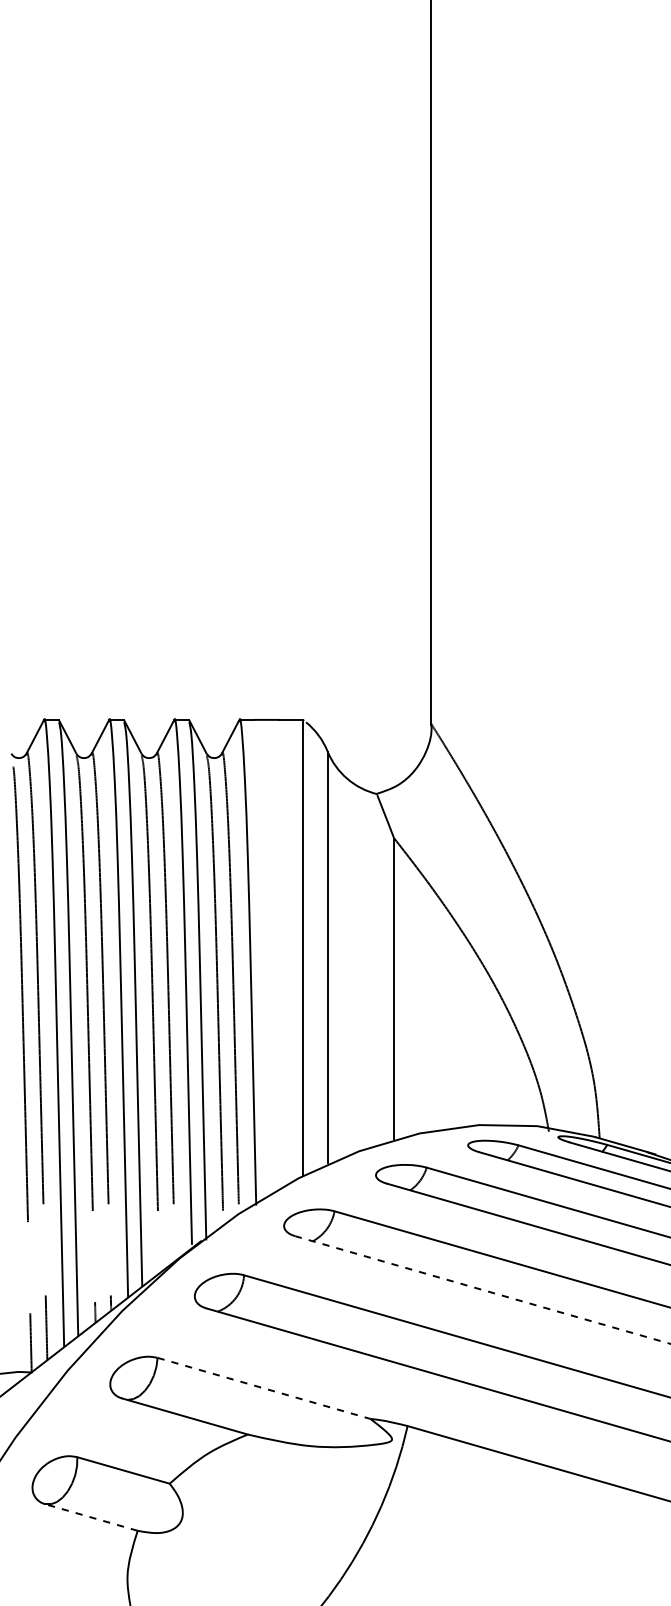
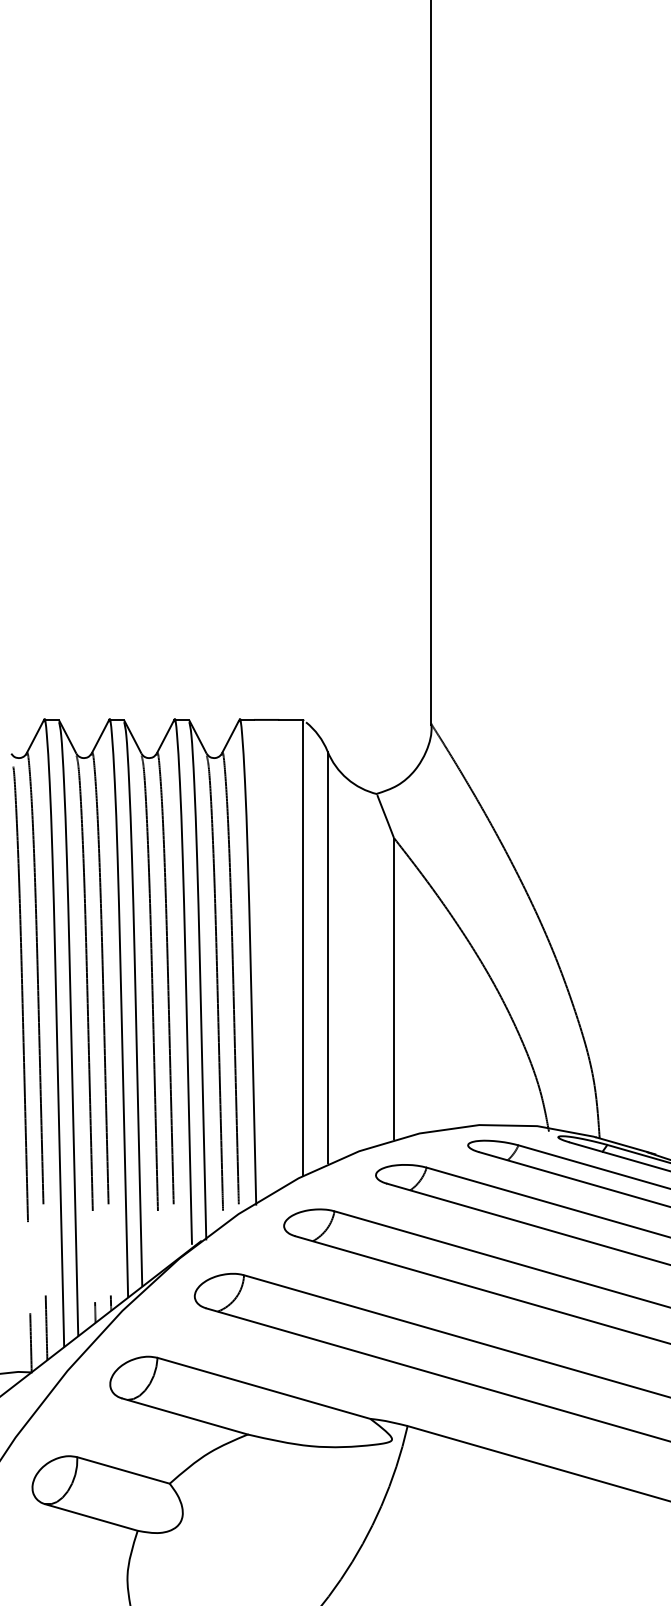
line: dashed -> solid (482, 1290)
line: dashed -> solid (263, 1388)
line: dashed -> solid (91, 1517)
